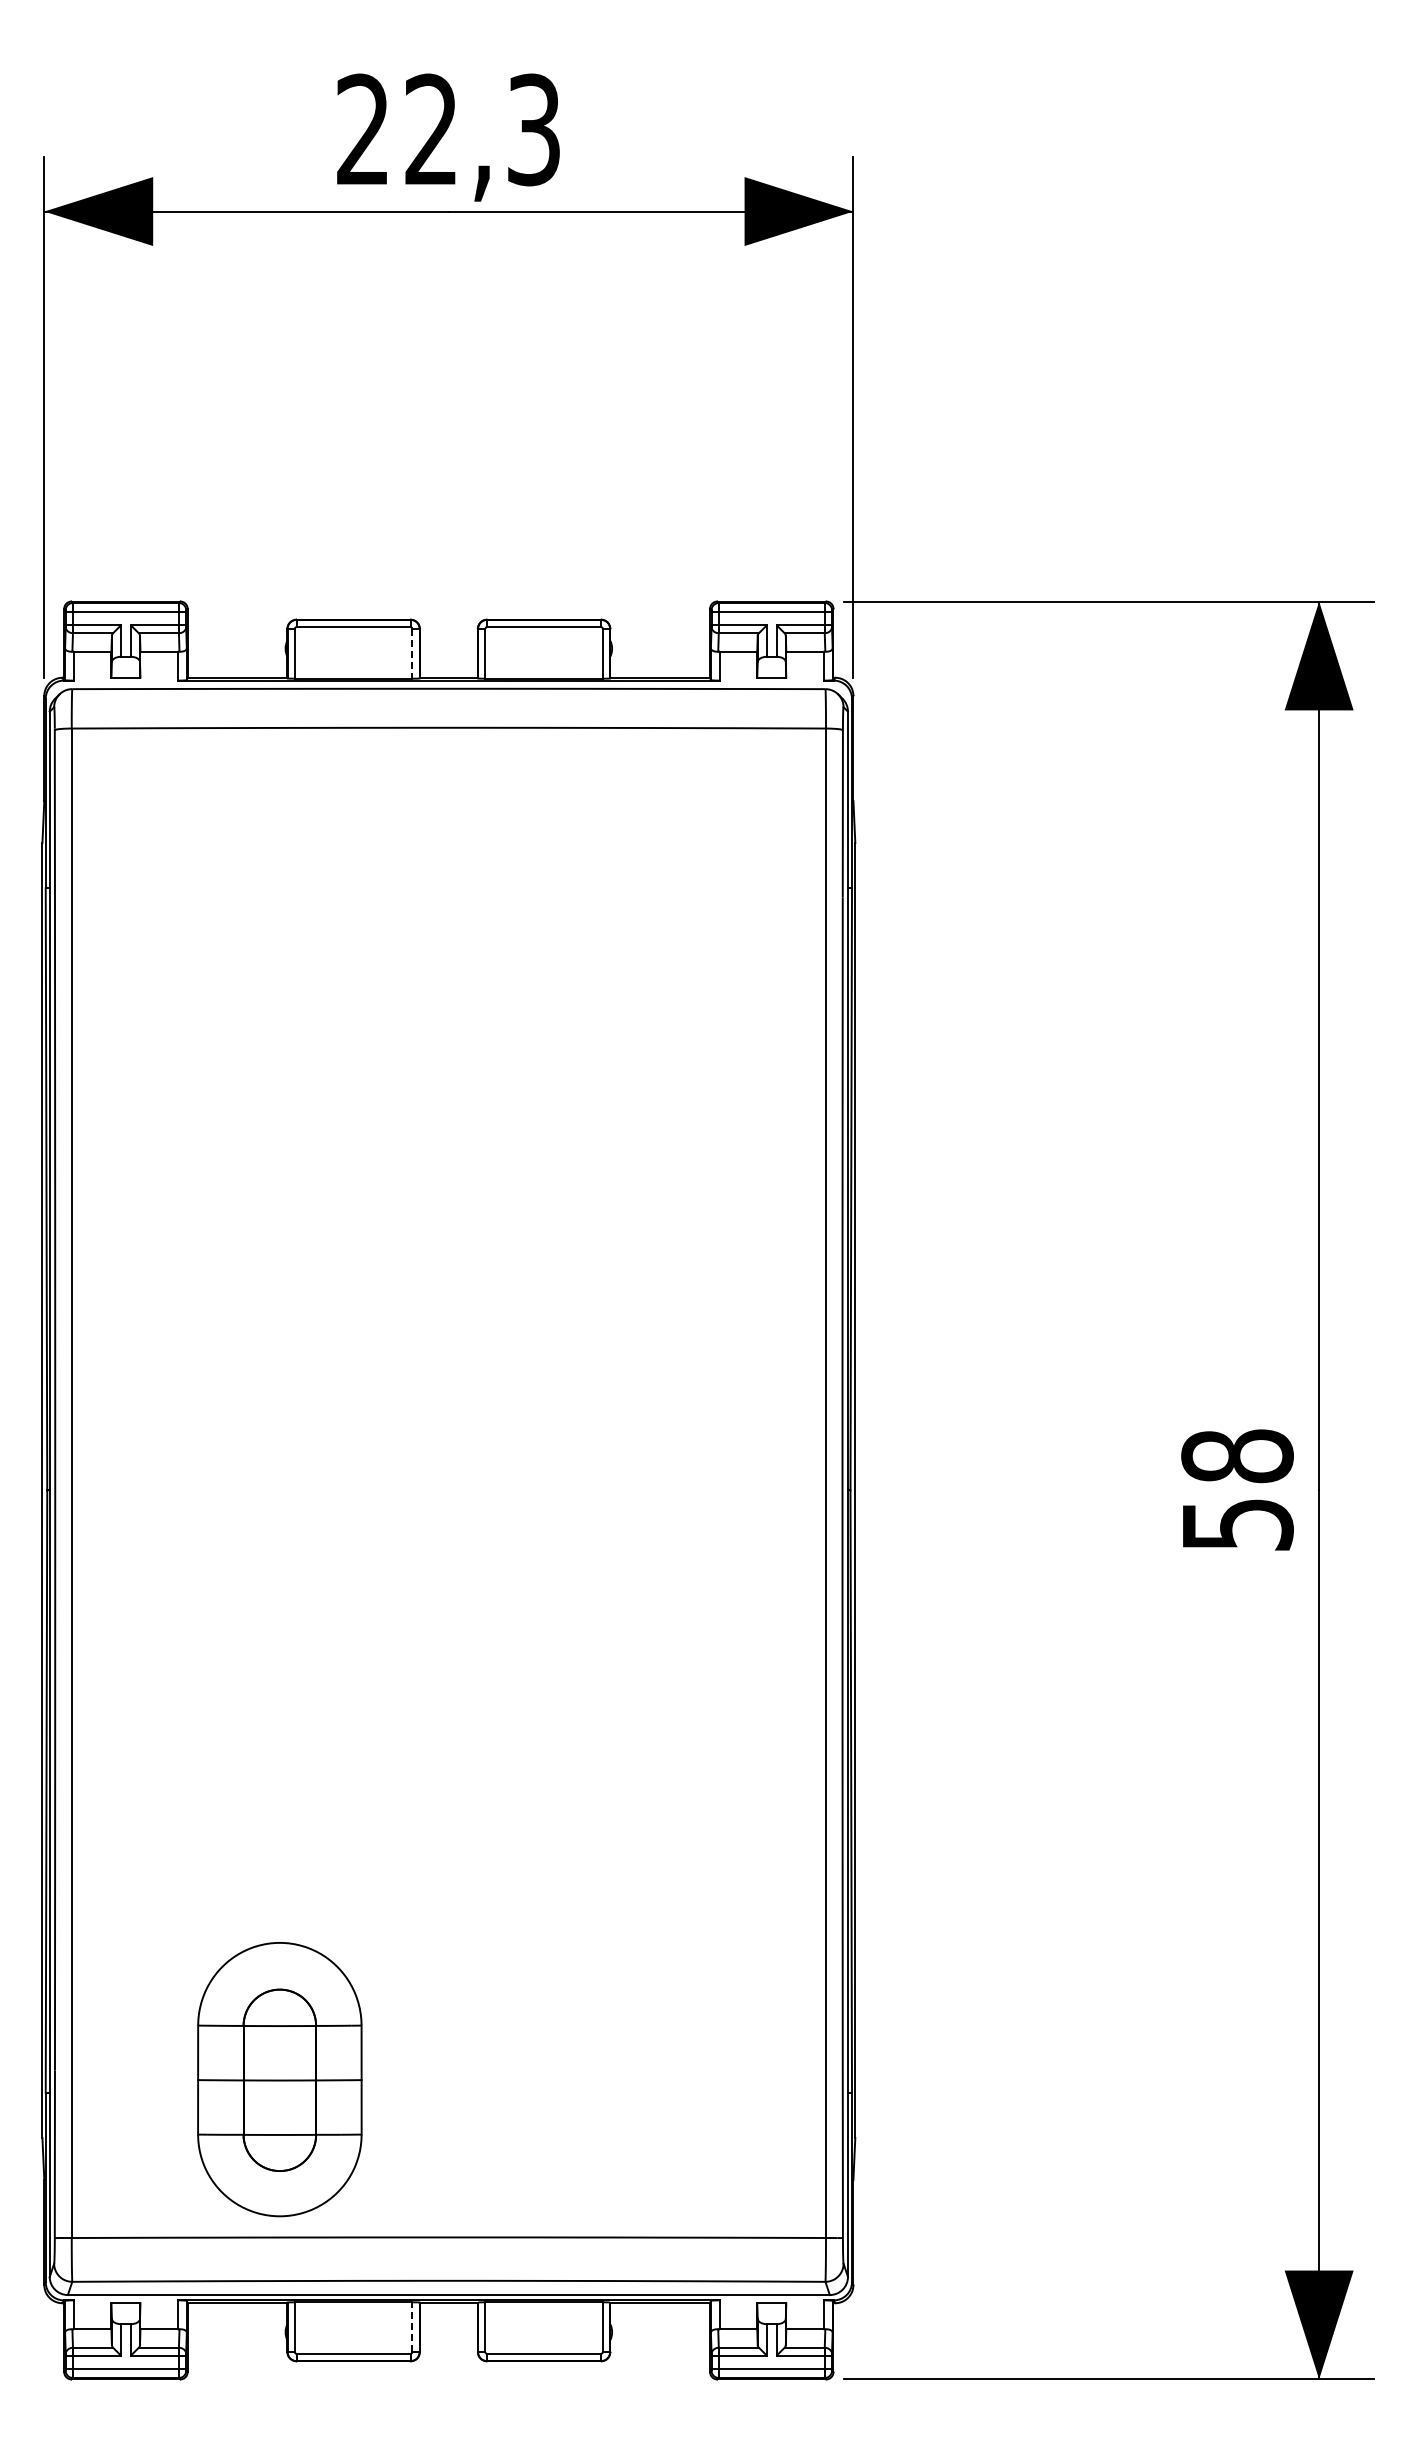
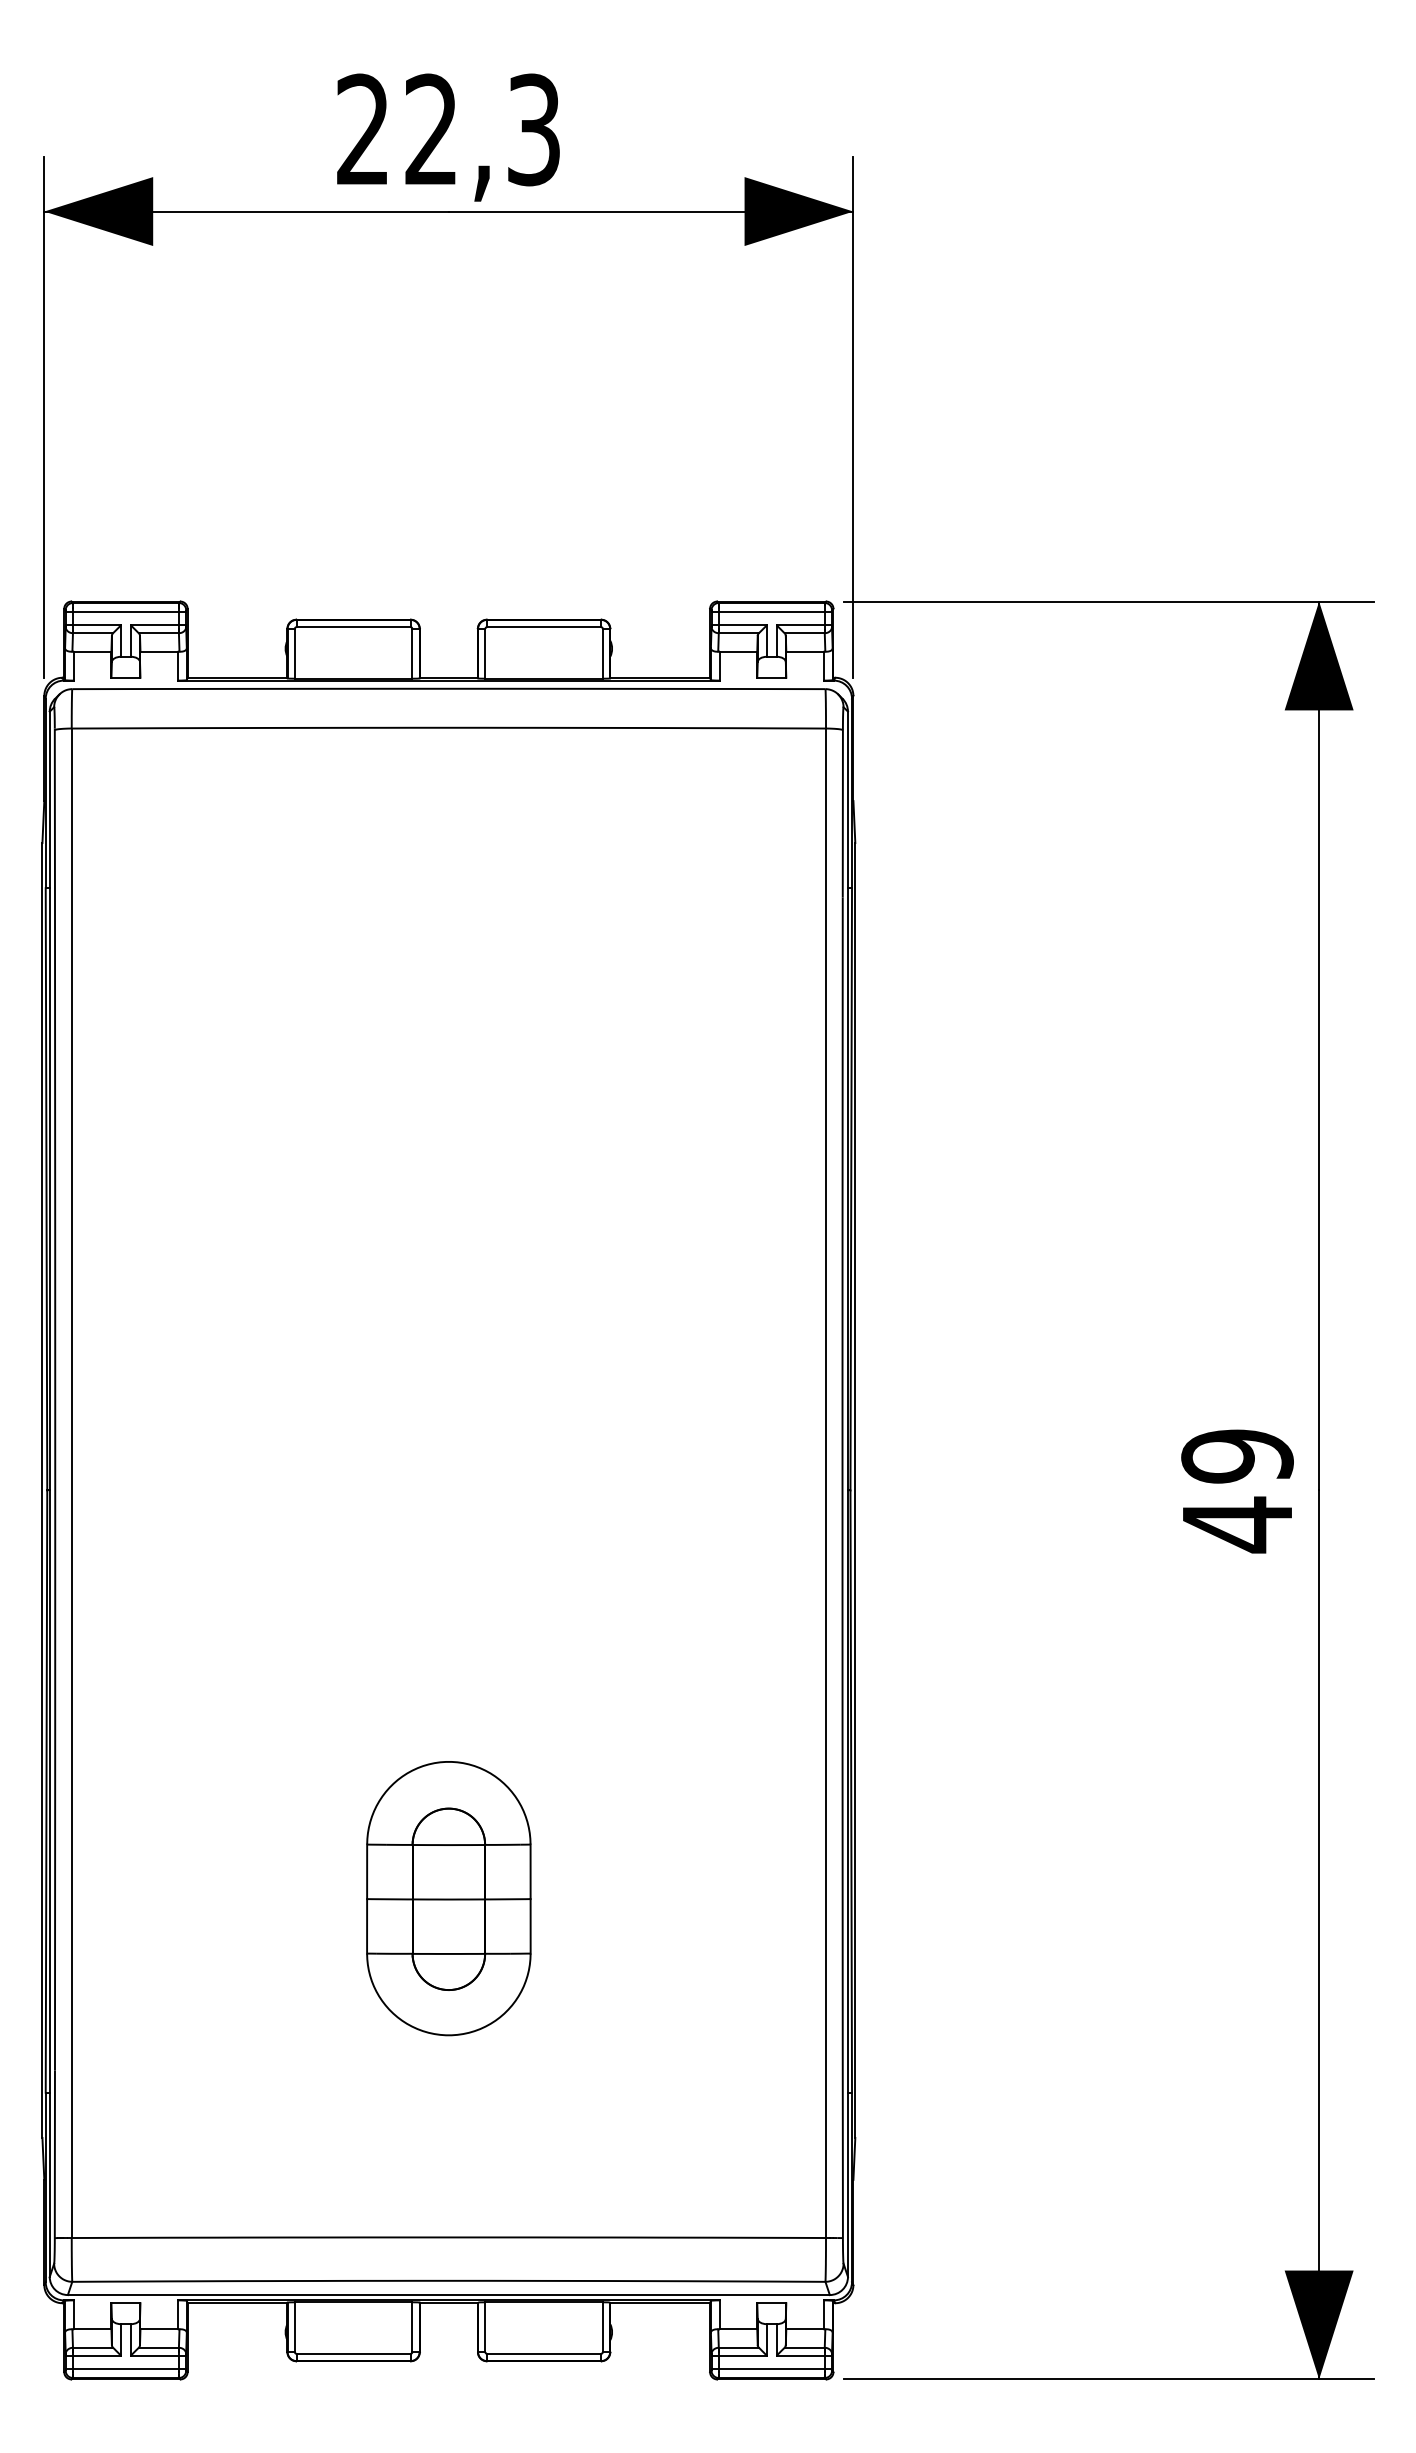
line: dashed -> solid (412, 653)
text: 58 -> 49 (1237, 1491)
part position: (279, 2079) -> (448, 1898) (448, 1898)
line: dashed -> solid (412, 2327)
